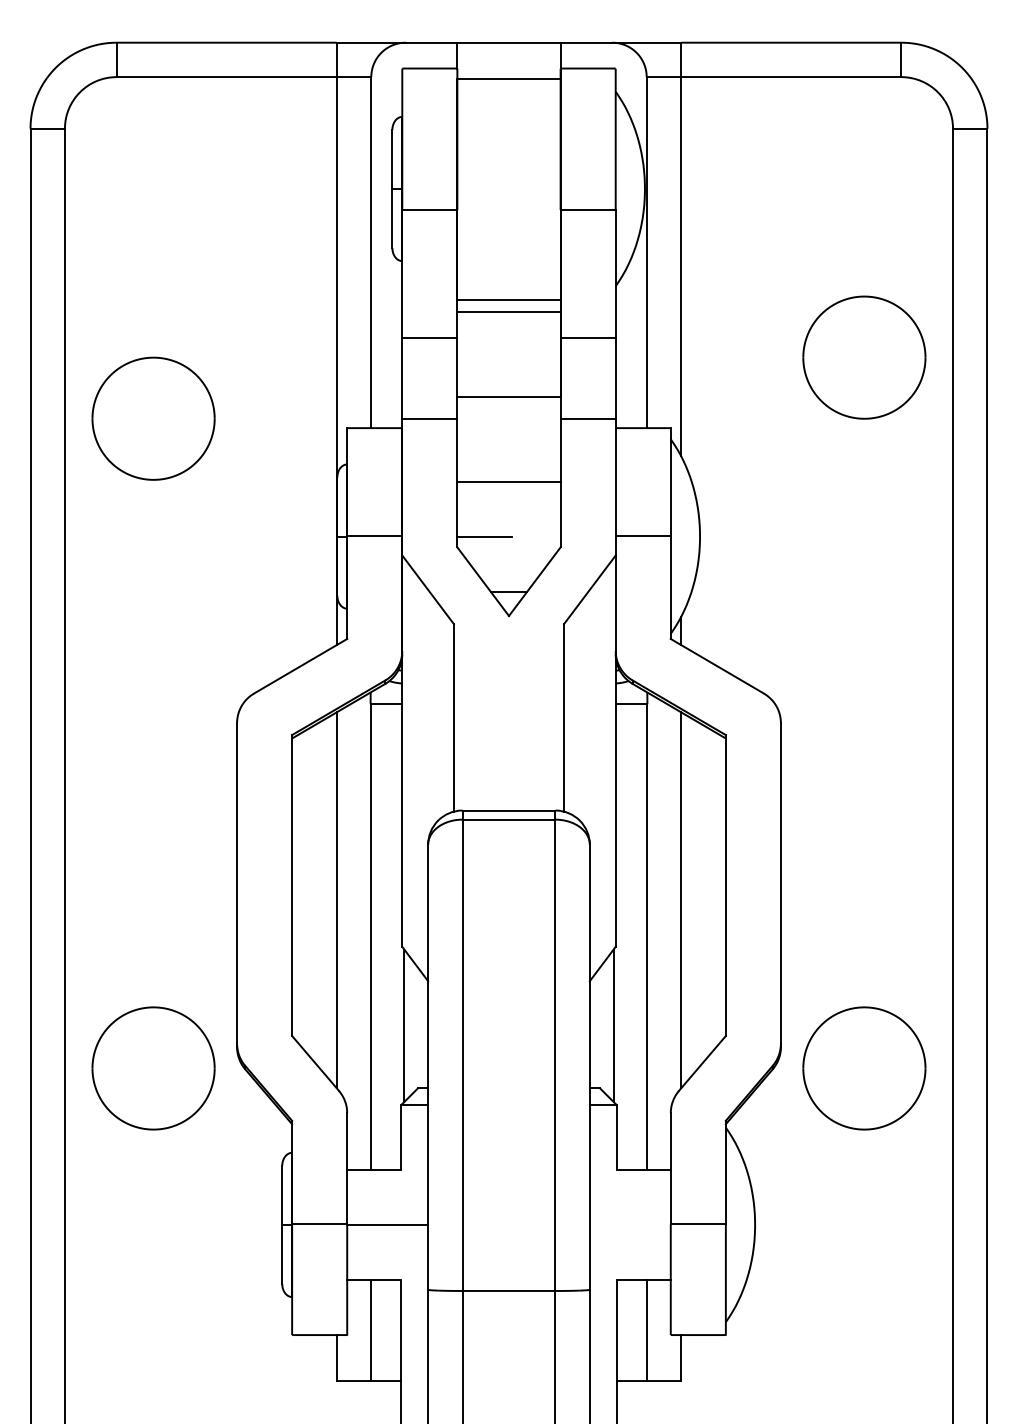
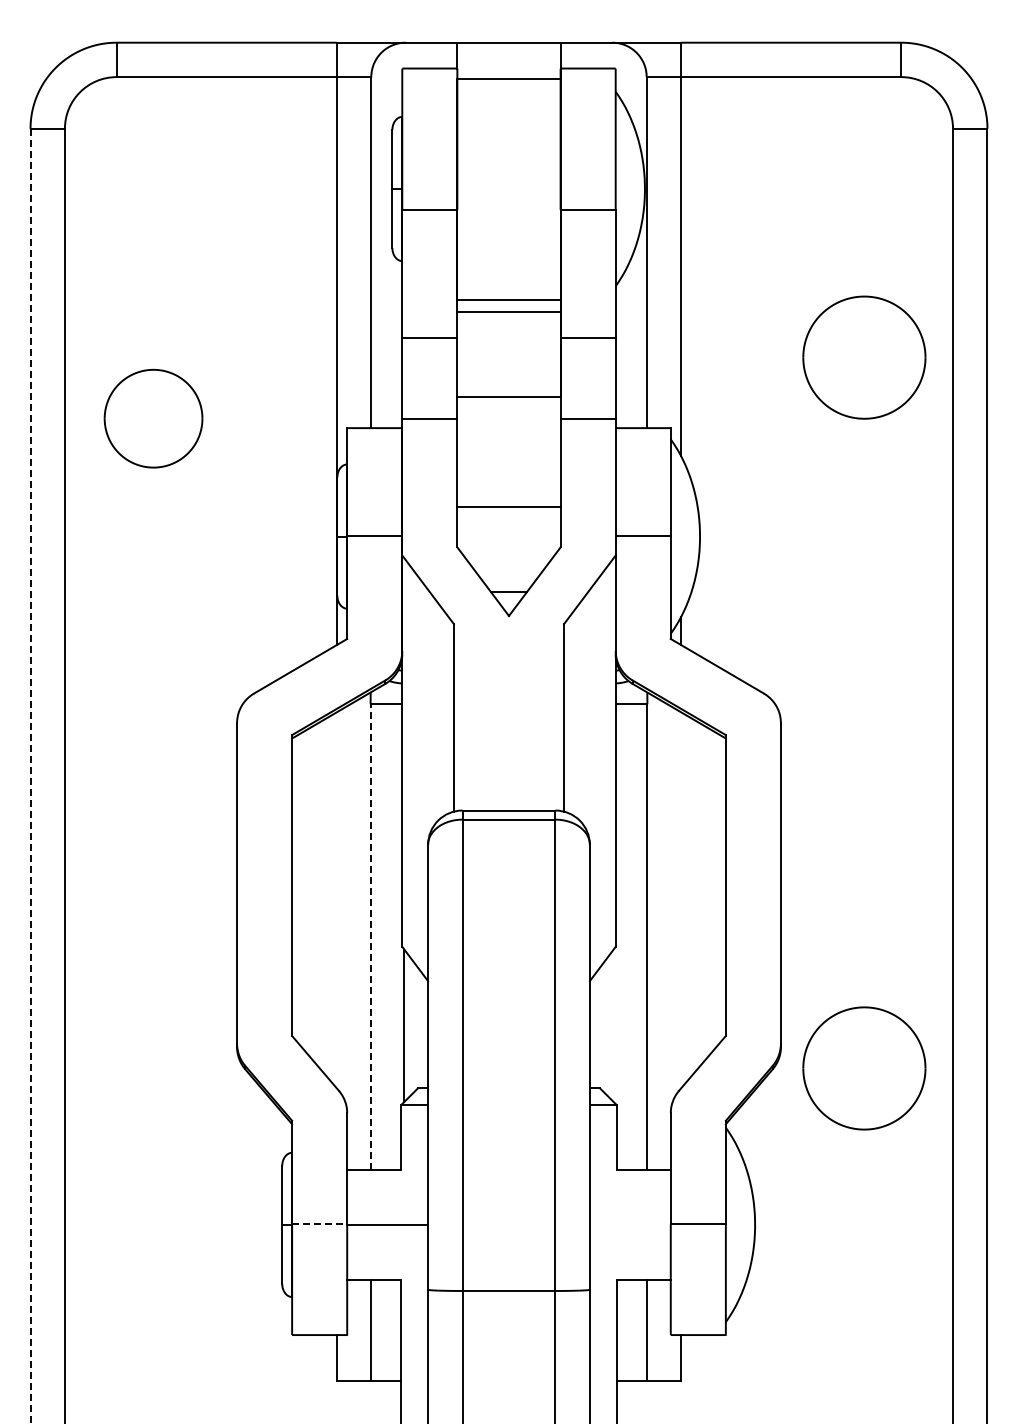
part size: 125x125 px -> 101x101 px (153, 418)
line position: (508, 481) -> (508, 506) (508, 506)
line: present -> none (484, 536)
line: solid -> dashed (30, 776)
line: present -> none (336, 900)
line: present -> none (681, 900)
line: solid -> dashed (370, 937)
line: present -> none (613, 1025)
part: present -> none (153, 1068)
line: solid -> dashed (319, 1224)
